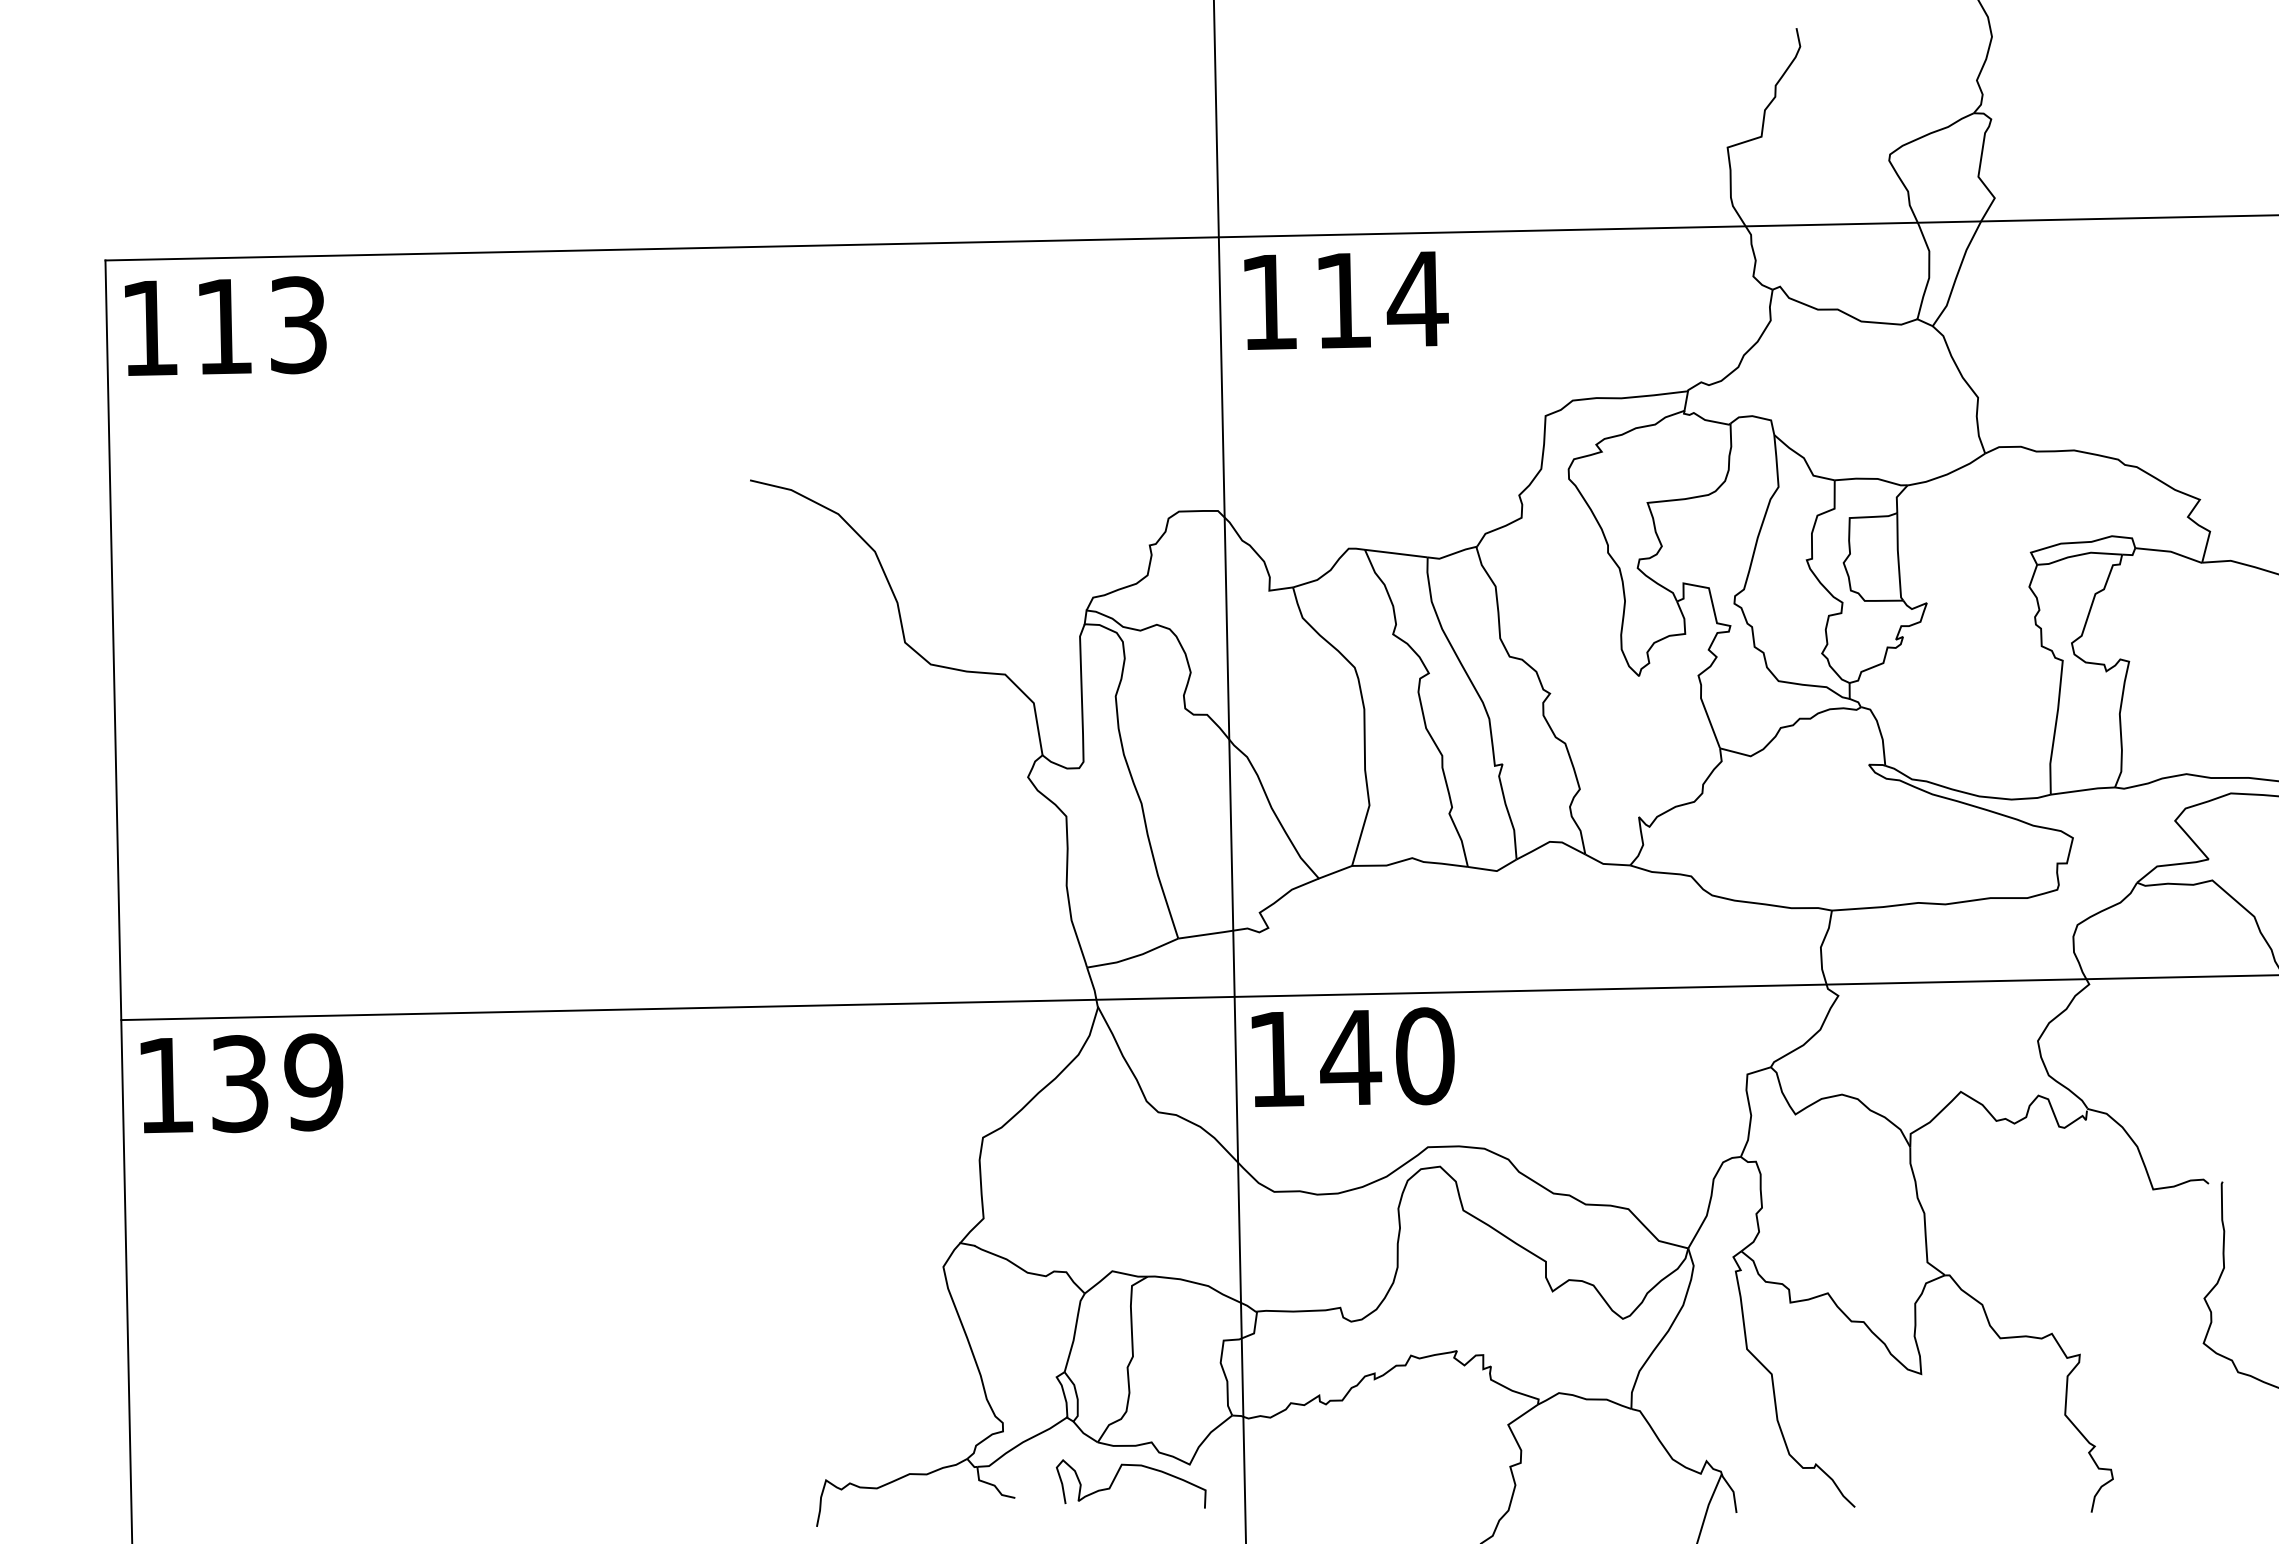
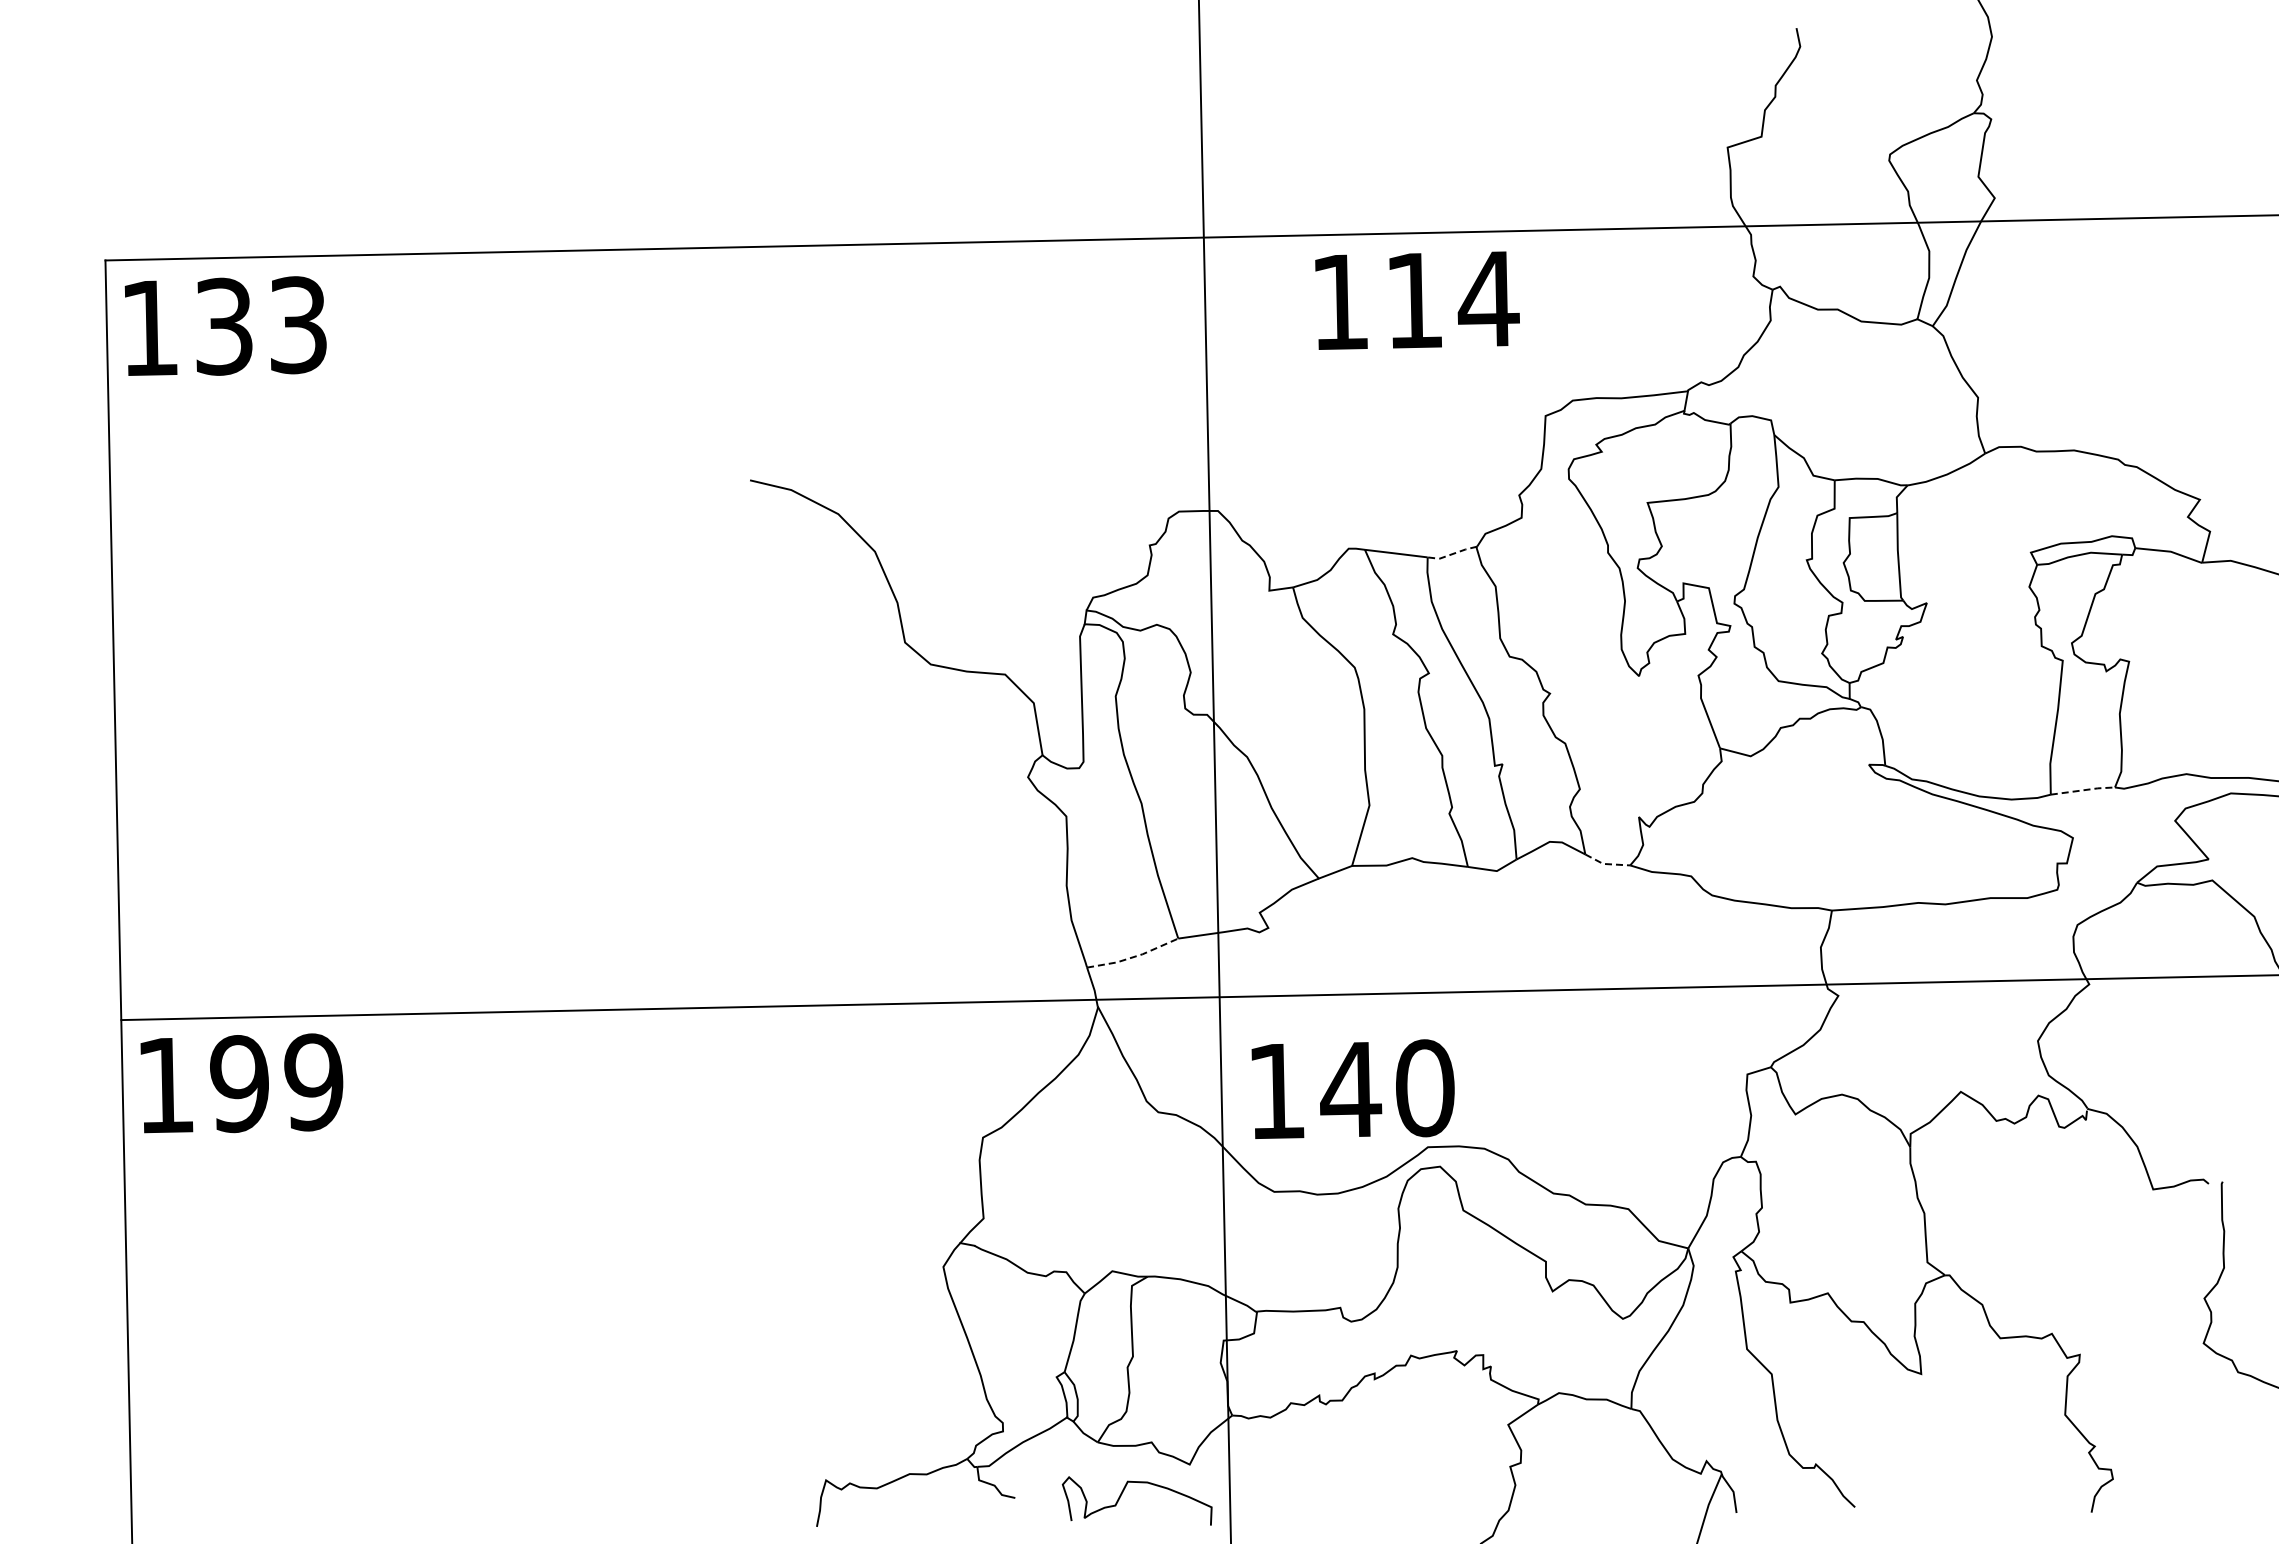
text position: (1346, 300) -> (1417, 300) (1417, 300)
text: 113 -> 133 (224, 326)
line: solid -> dashed (1452, 554)
line position: (1229, 771) -> (1214, 771) (1214, 771)
line: solid -> dashed (2084, 790)
line: solid -> dashed (1606, 864)
line: solid -> dashed (1133, 957)
text position: (1352, 1056) -> (1352, 1088) (1352, 1088)
text: 139 -> 199 (239, 1083)
curve position: (1116, 1477) -> (1122, 1494) (1122, 1494)
